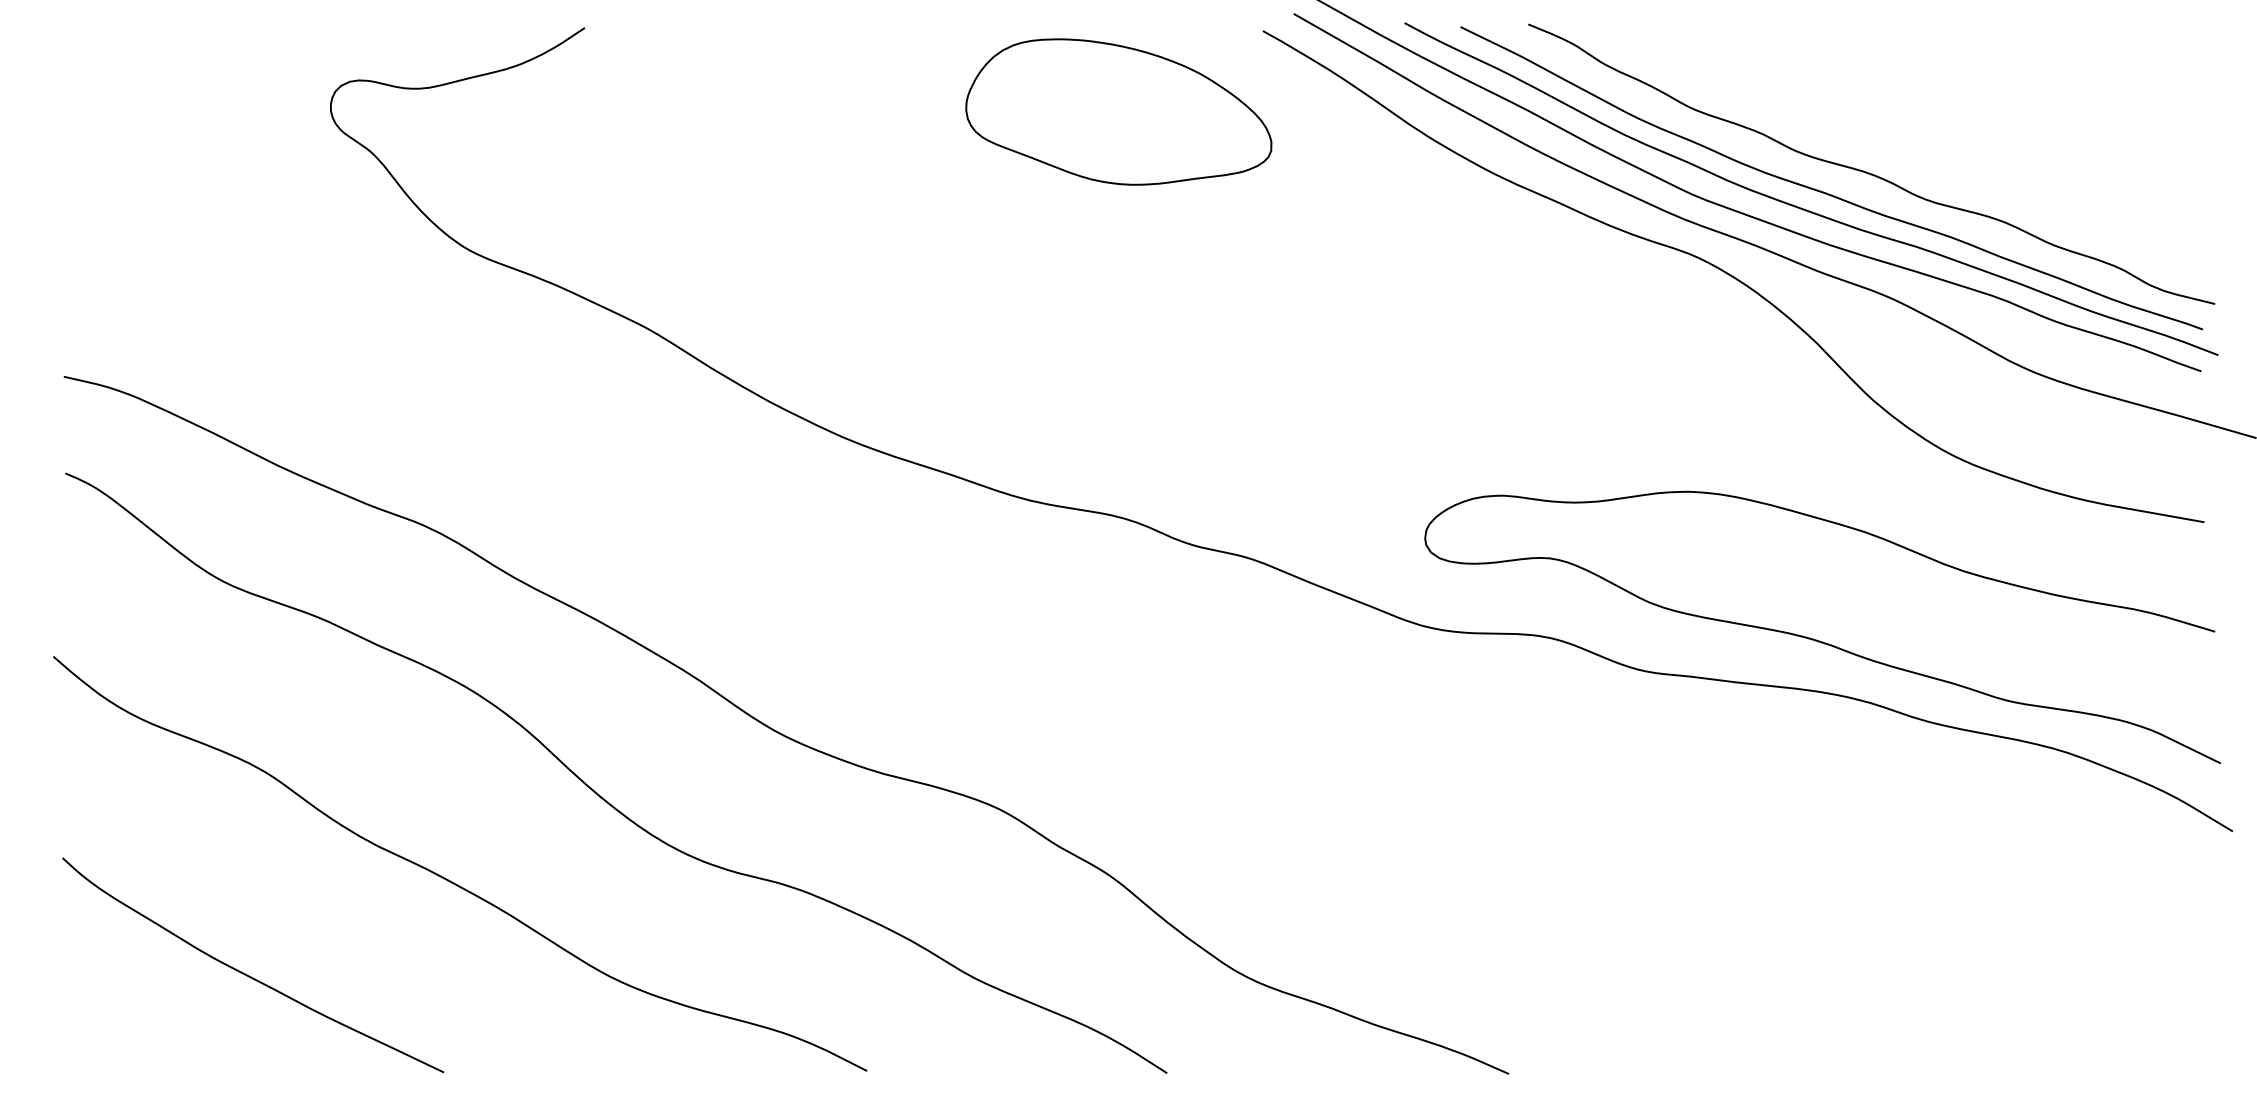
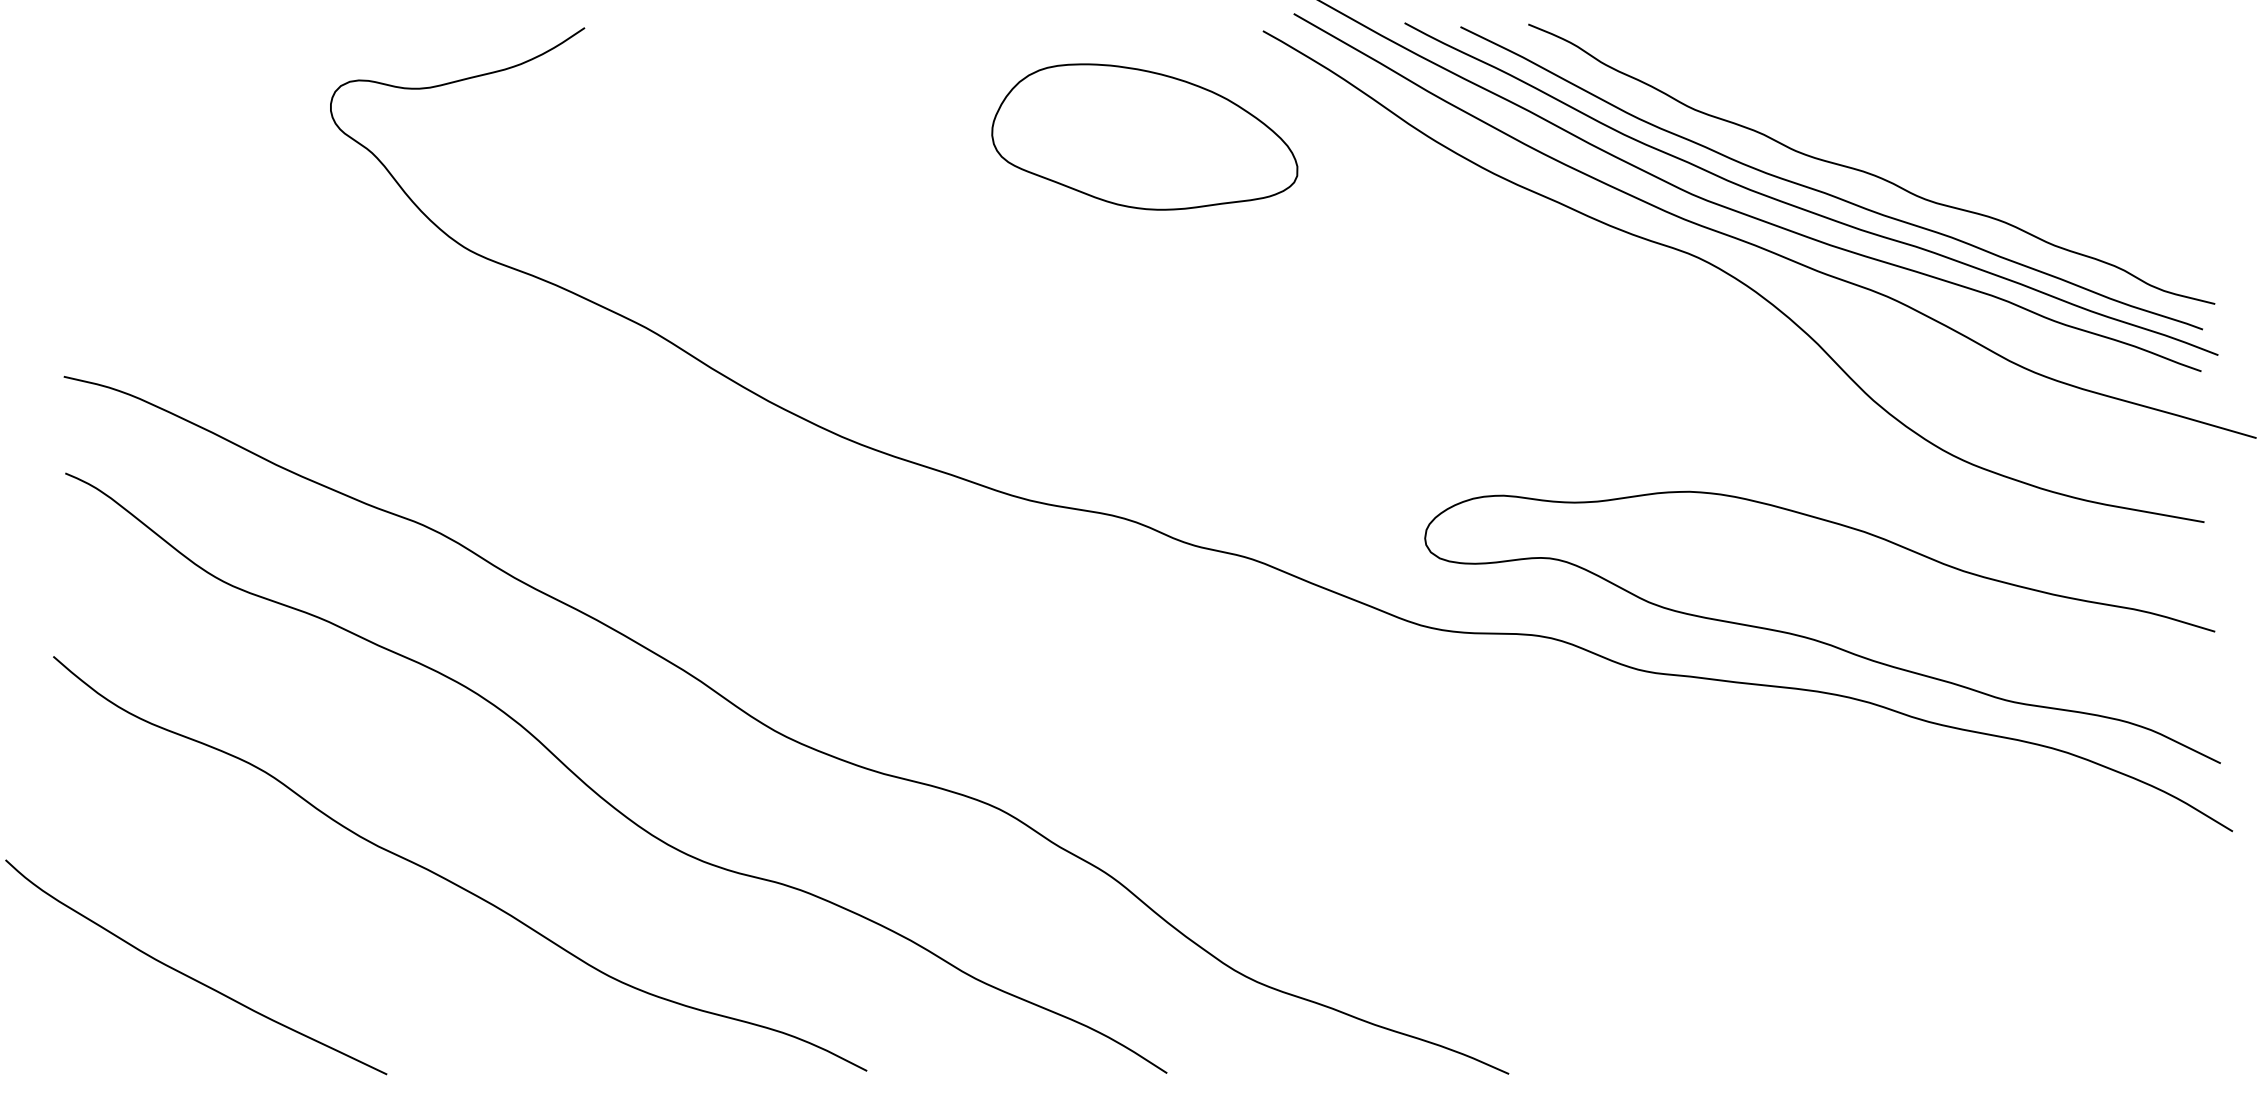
part position: (1118, 111) -> (1144, 136) (1144, 136)
curve position: (249, 975) -> (192, 977) (192, 977)
